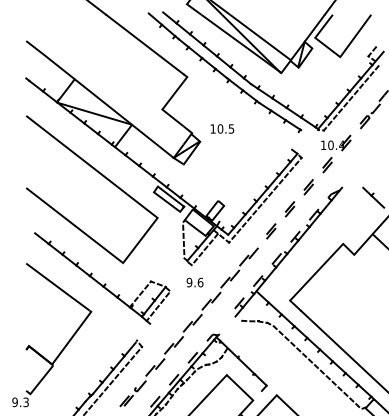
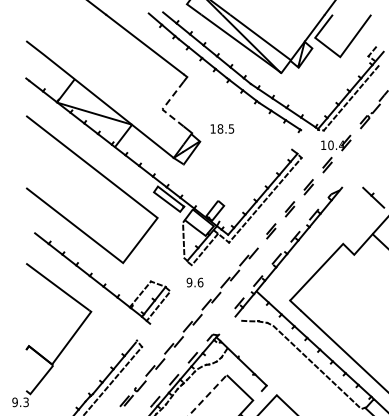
line: solid -> dashed (164, 107)
text: 10.5 -> 18.5 (220, 128)
line: solid -> dashed (207, 395)
